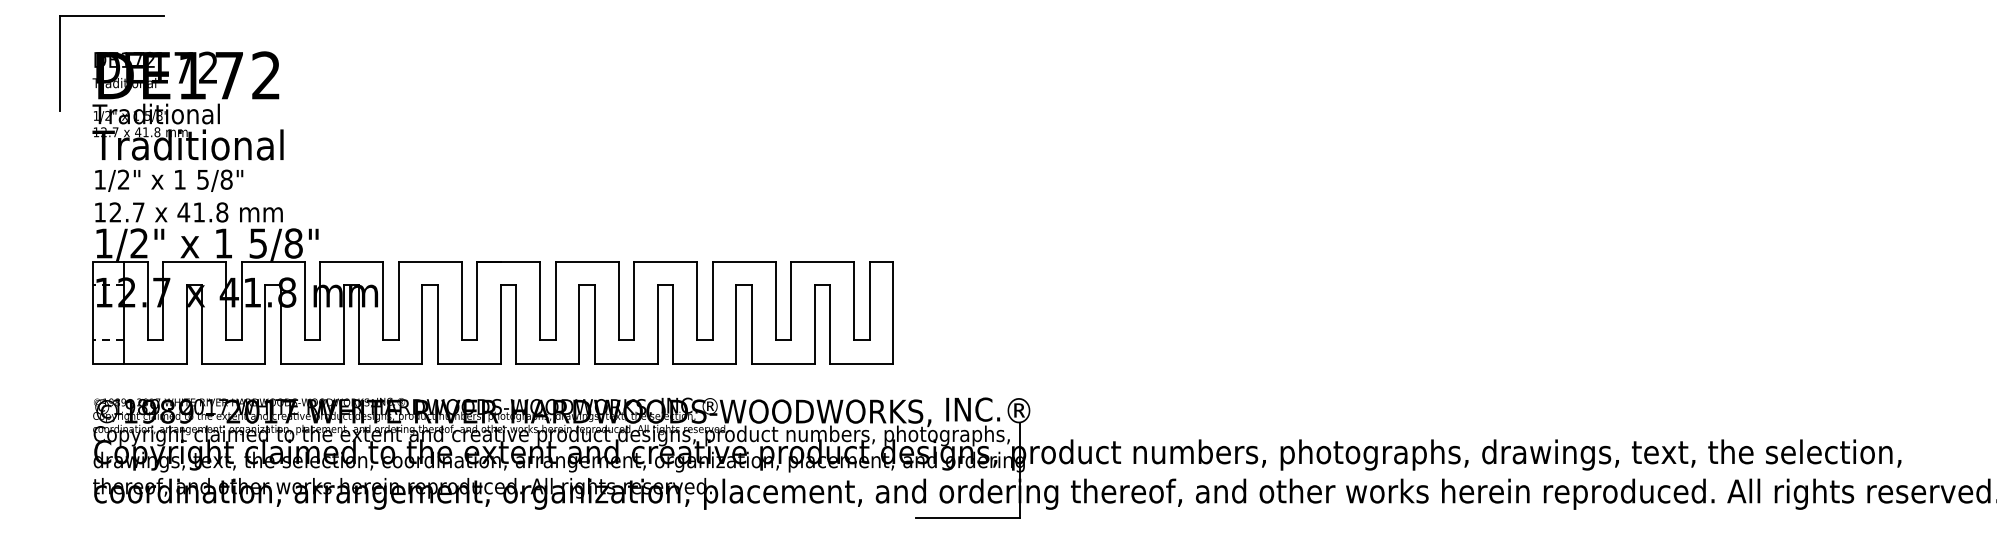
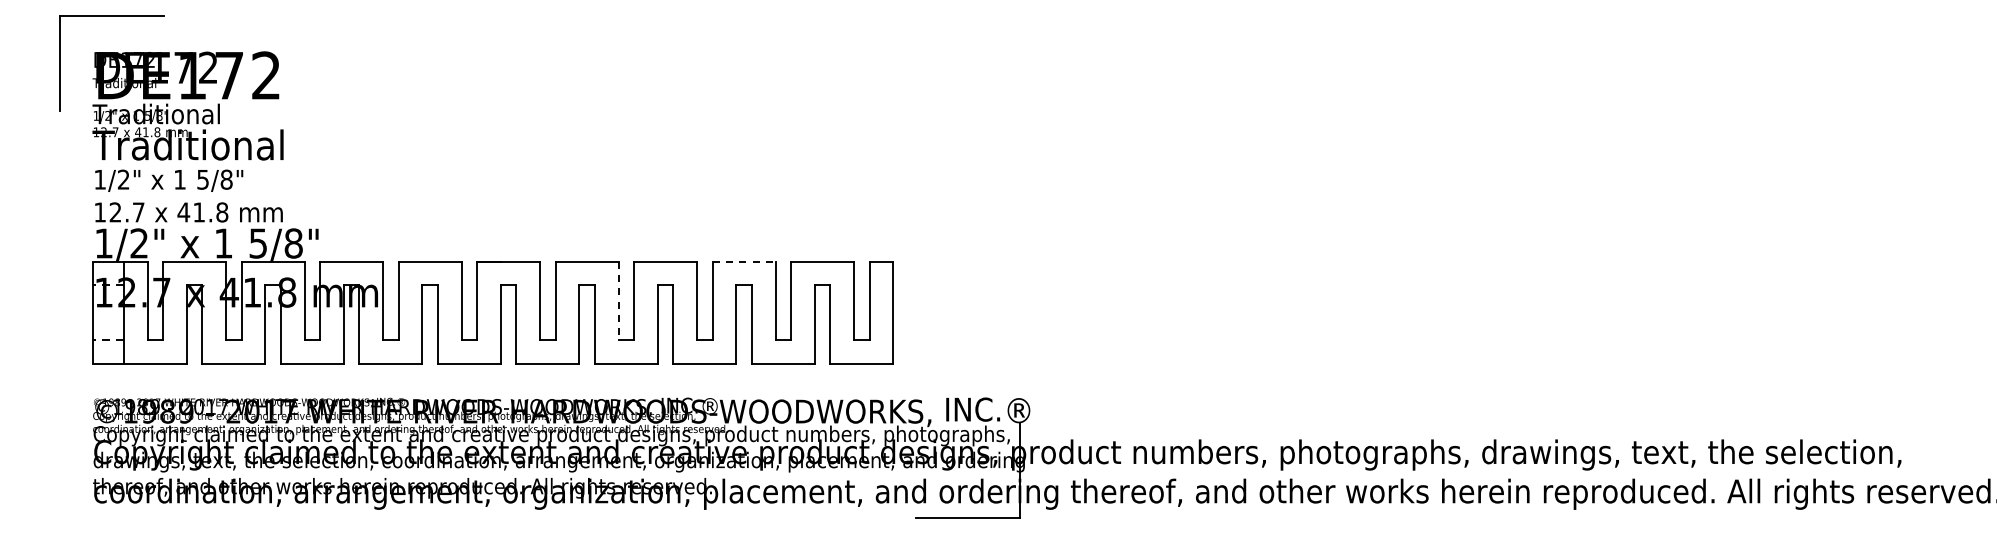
line: solid -> dashed (744, 261)
line: solid -> dashed (618, 301)
